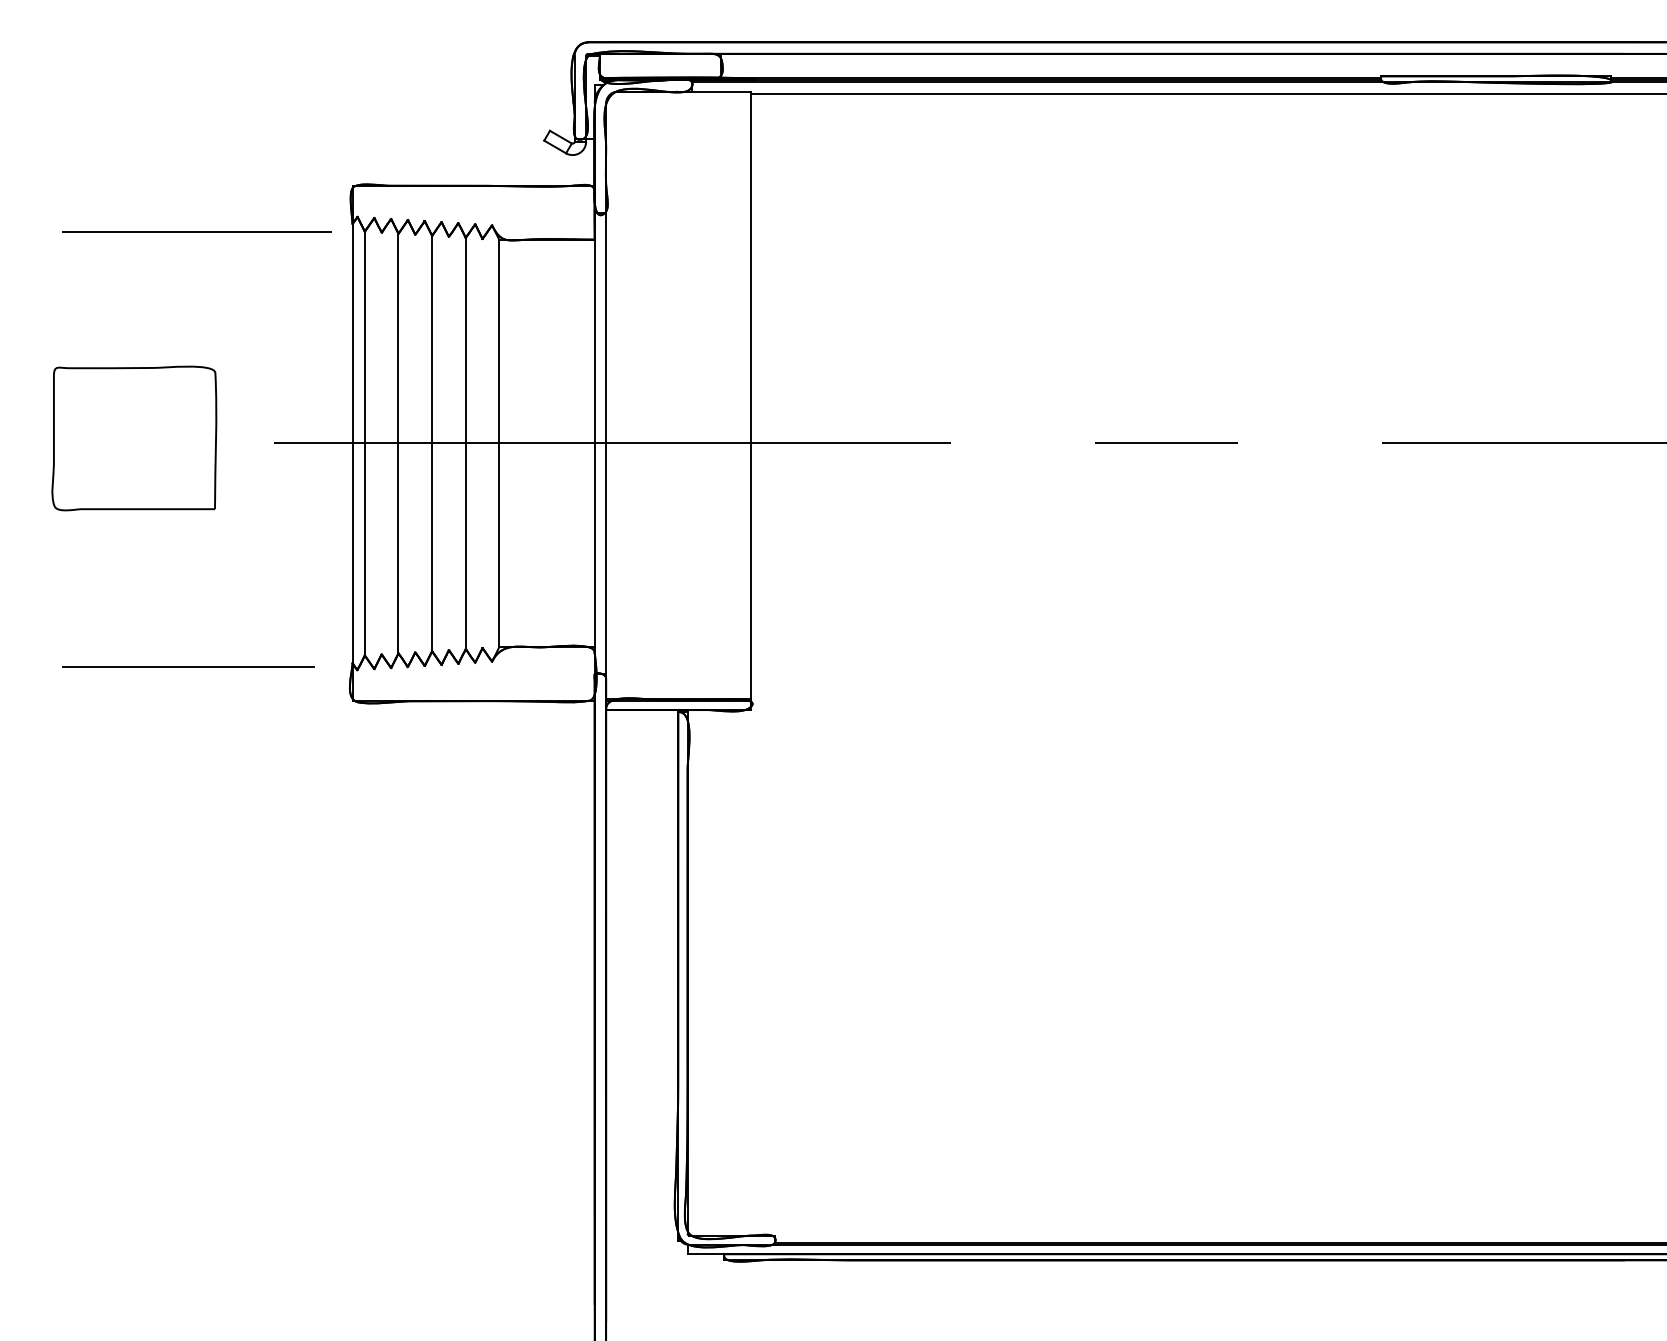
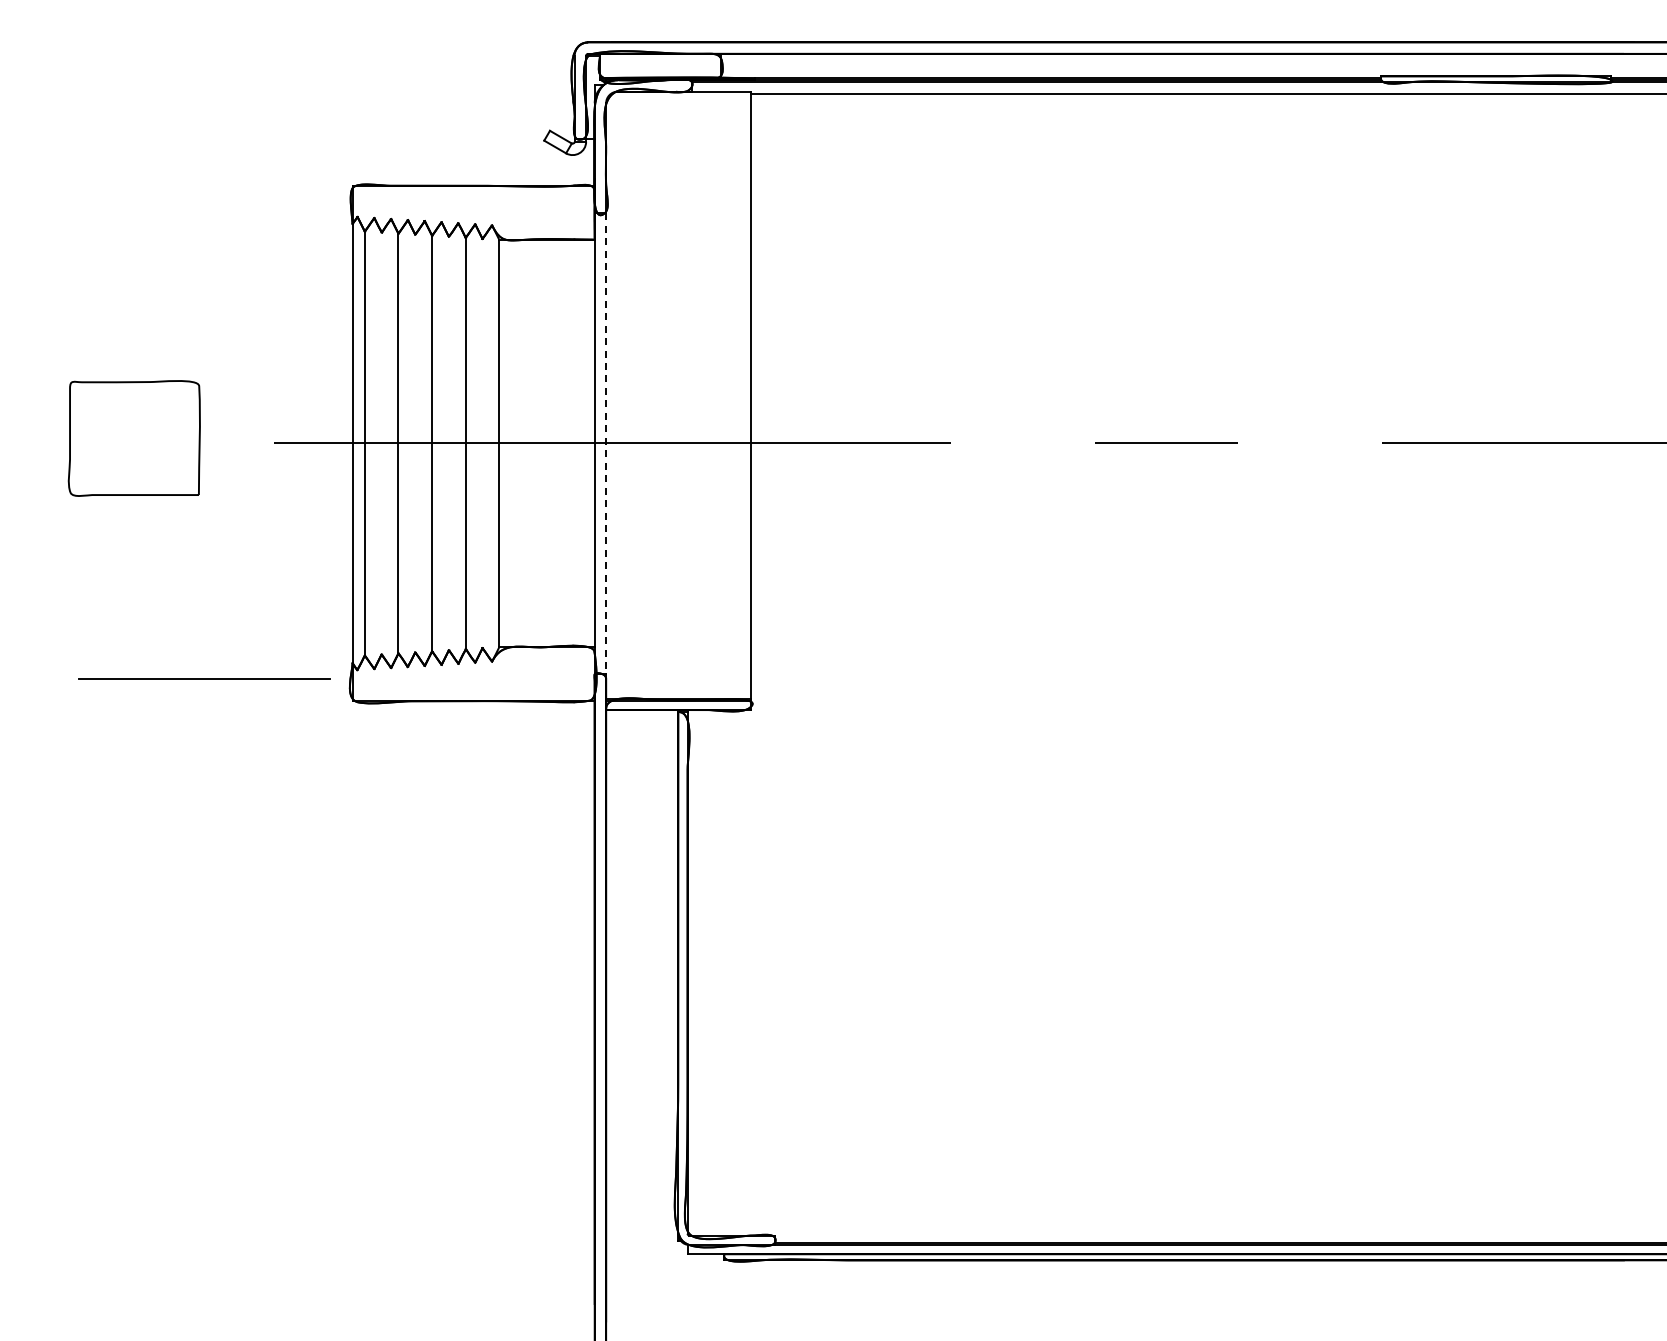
line: present -> none (196, 231)
part size: 167x147 px -> 134x117 px (133, 438)
line: solid -> dashed (606, 444)
line position: (188, 666) -> (204, 678) (204, 678)
